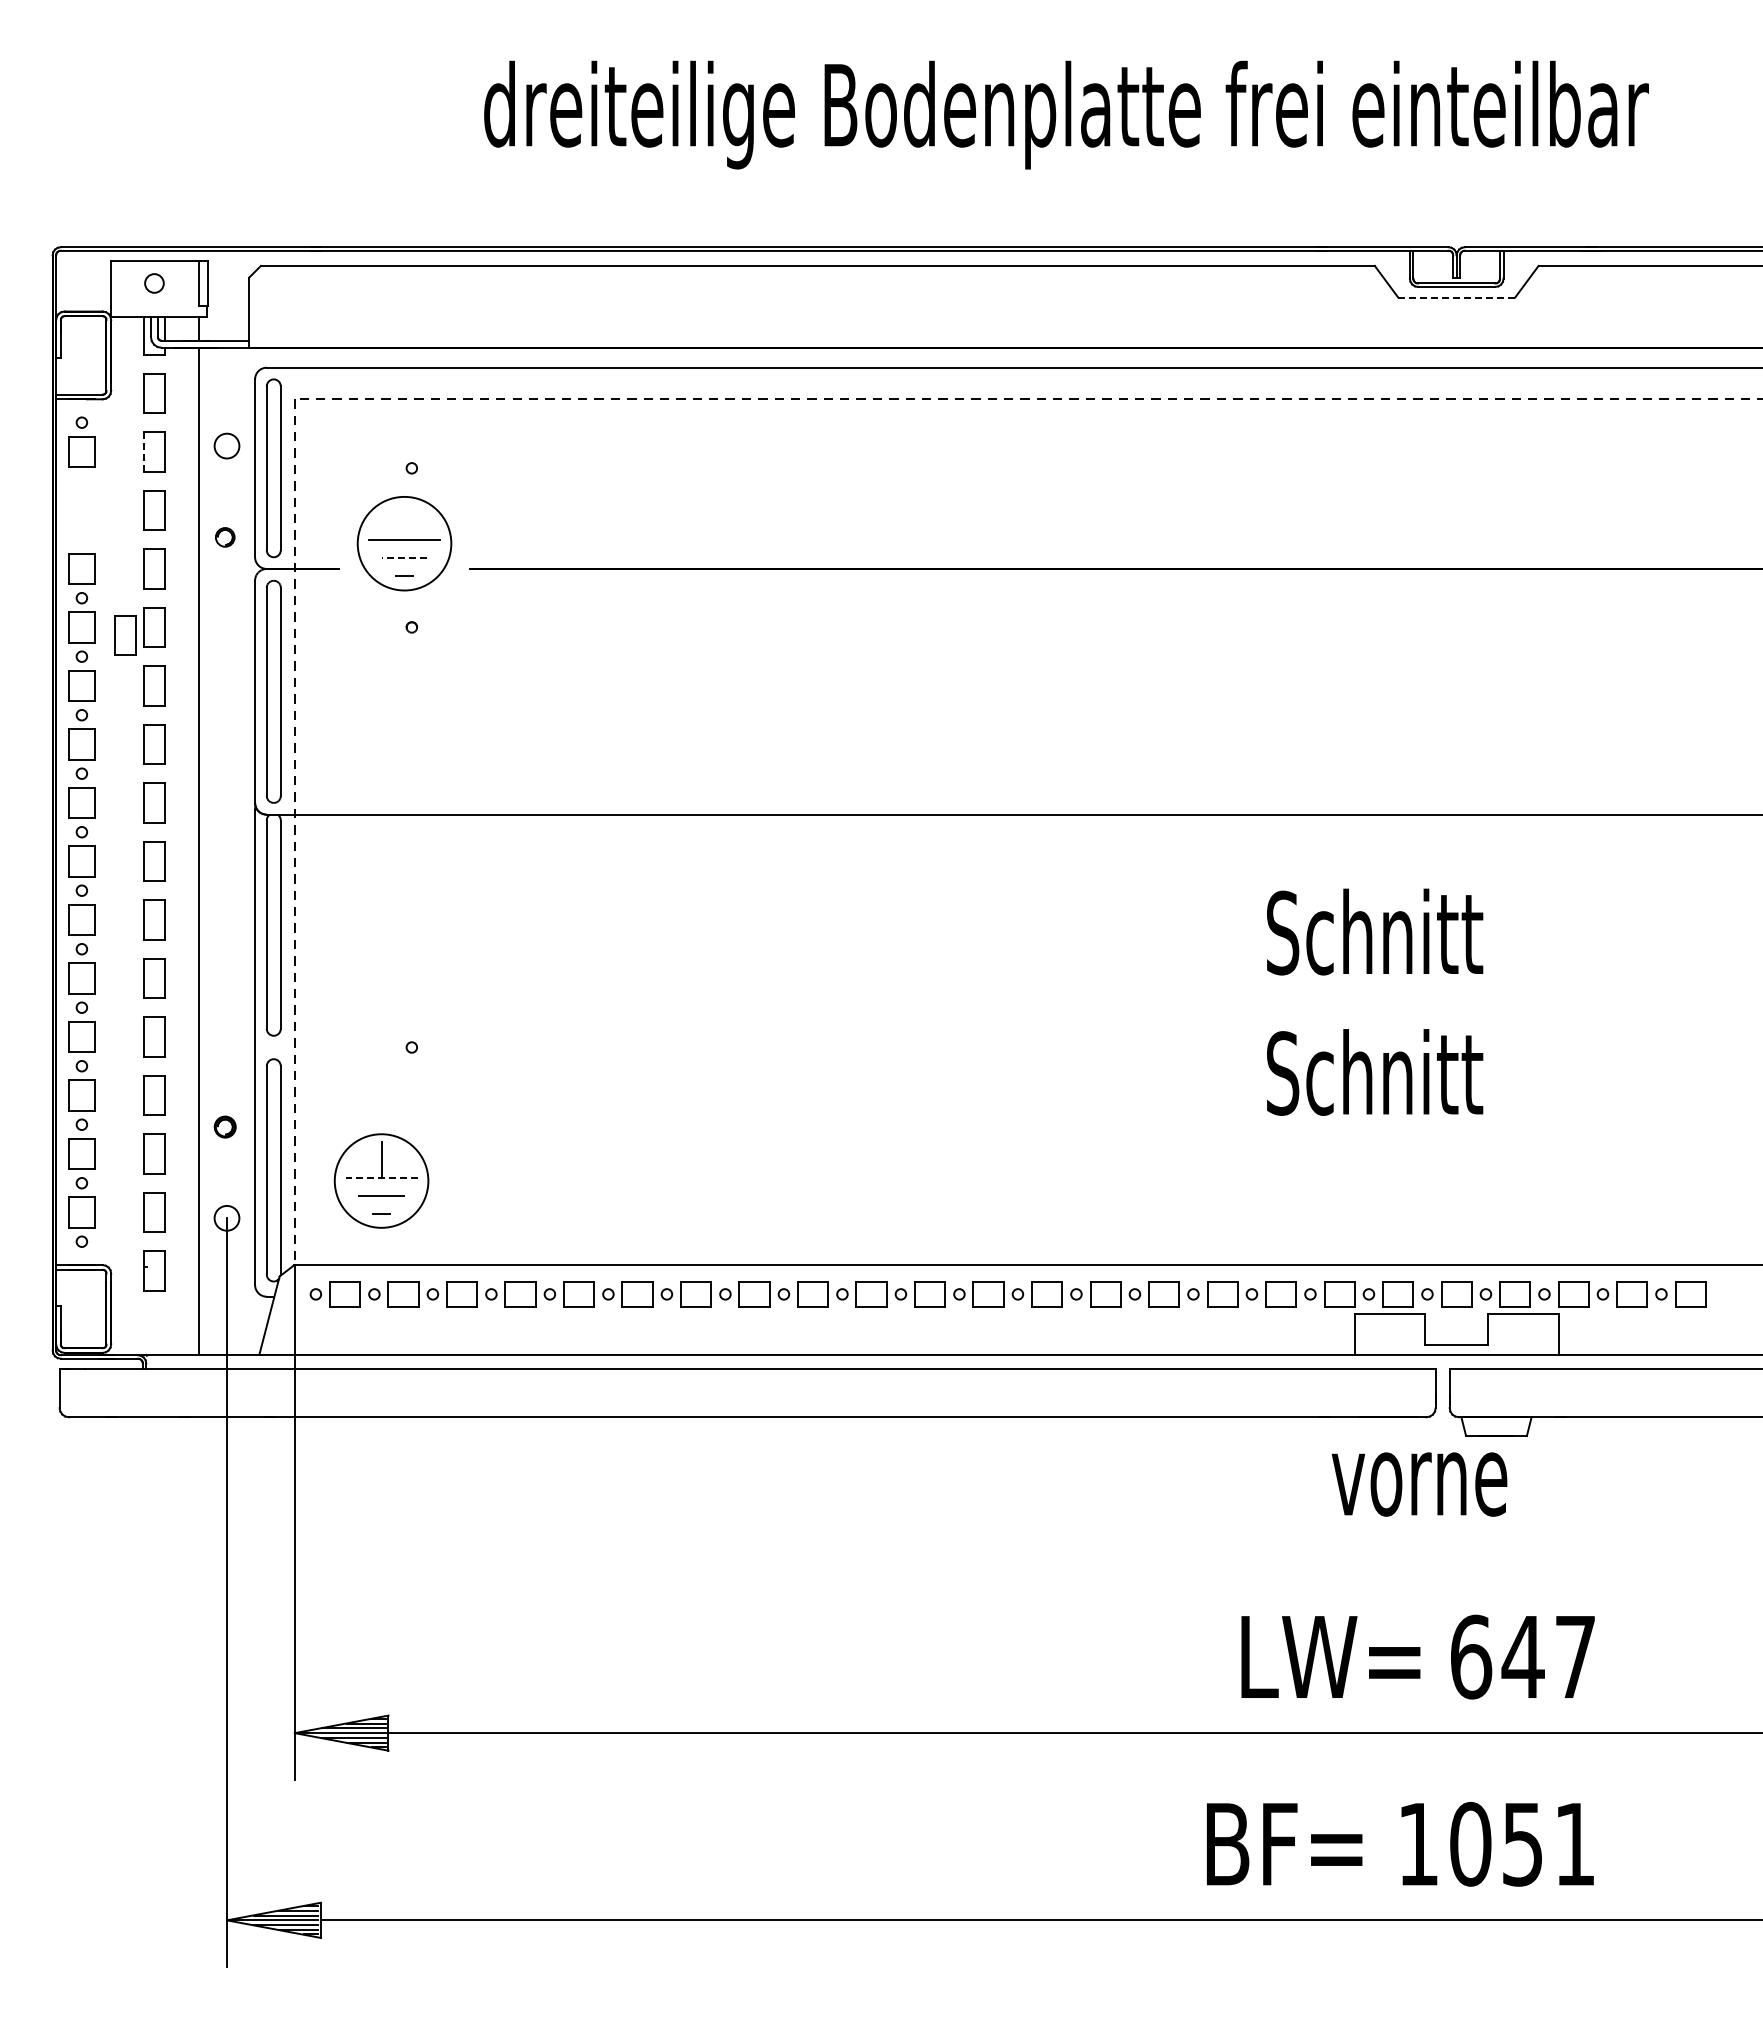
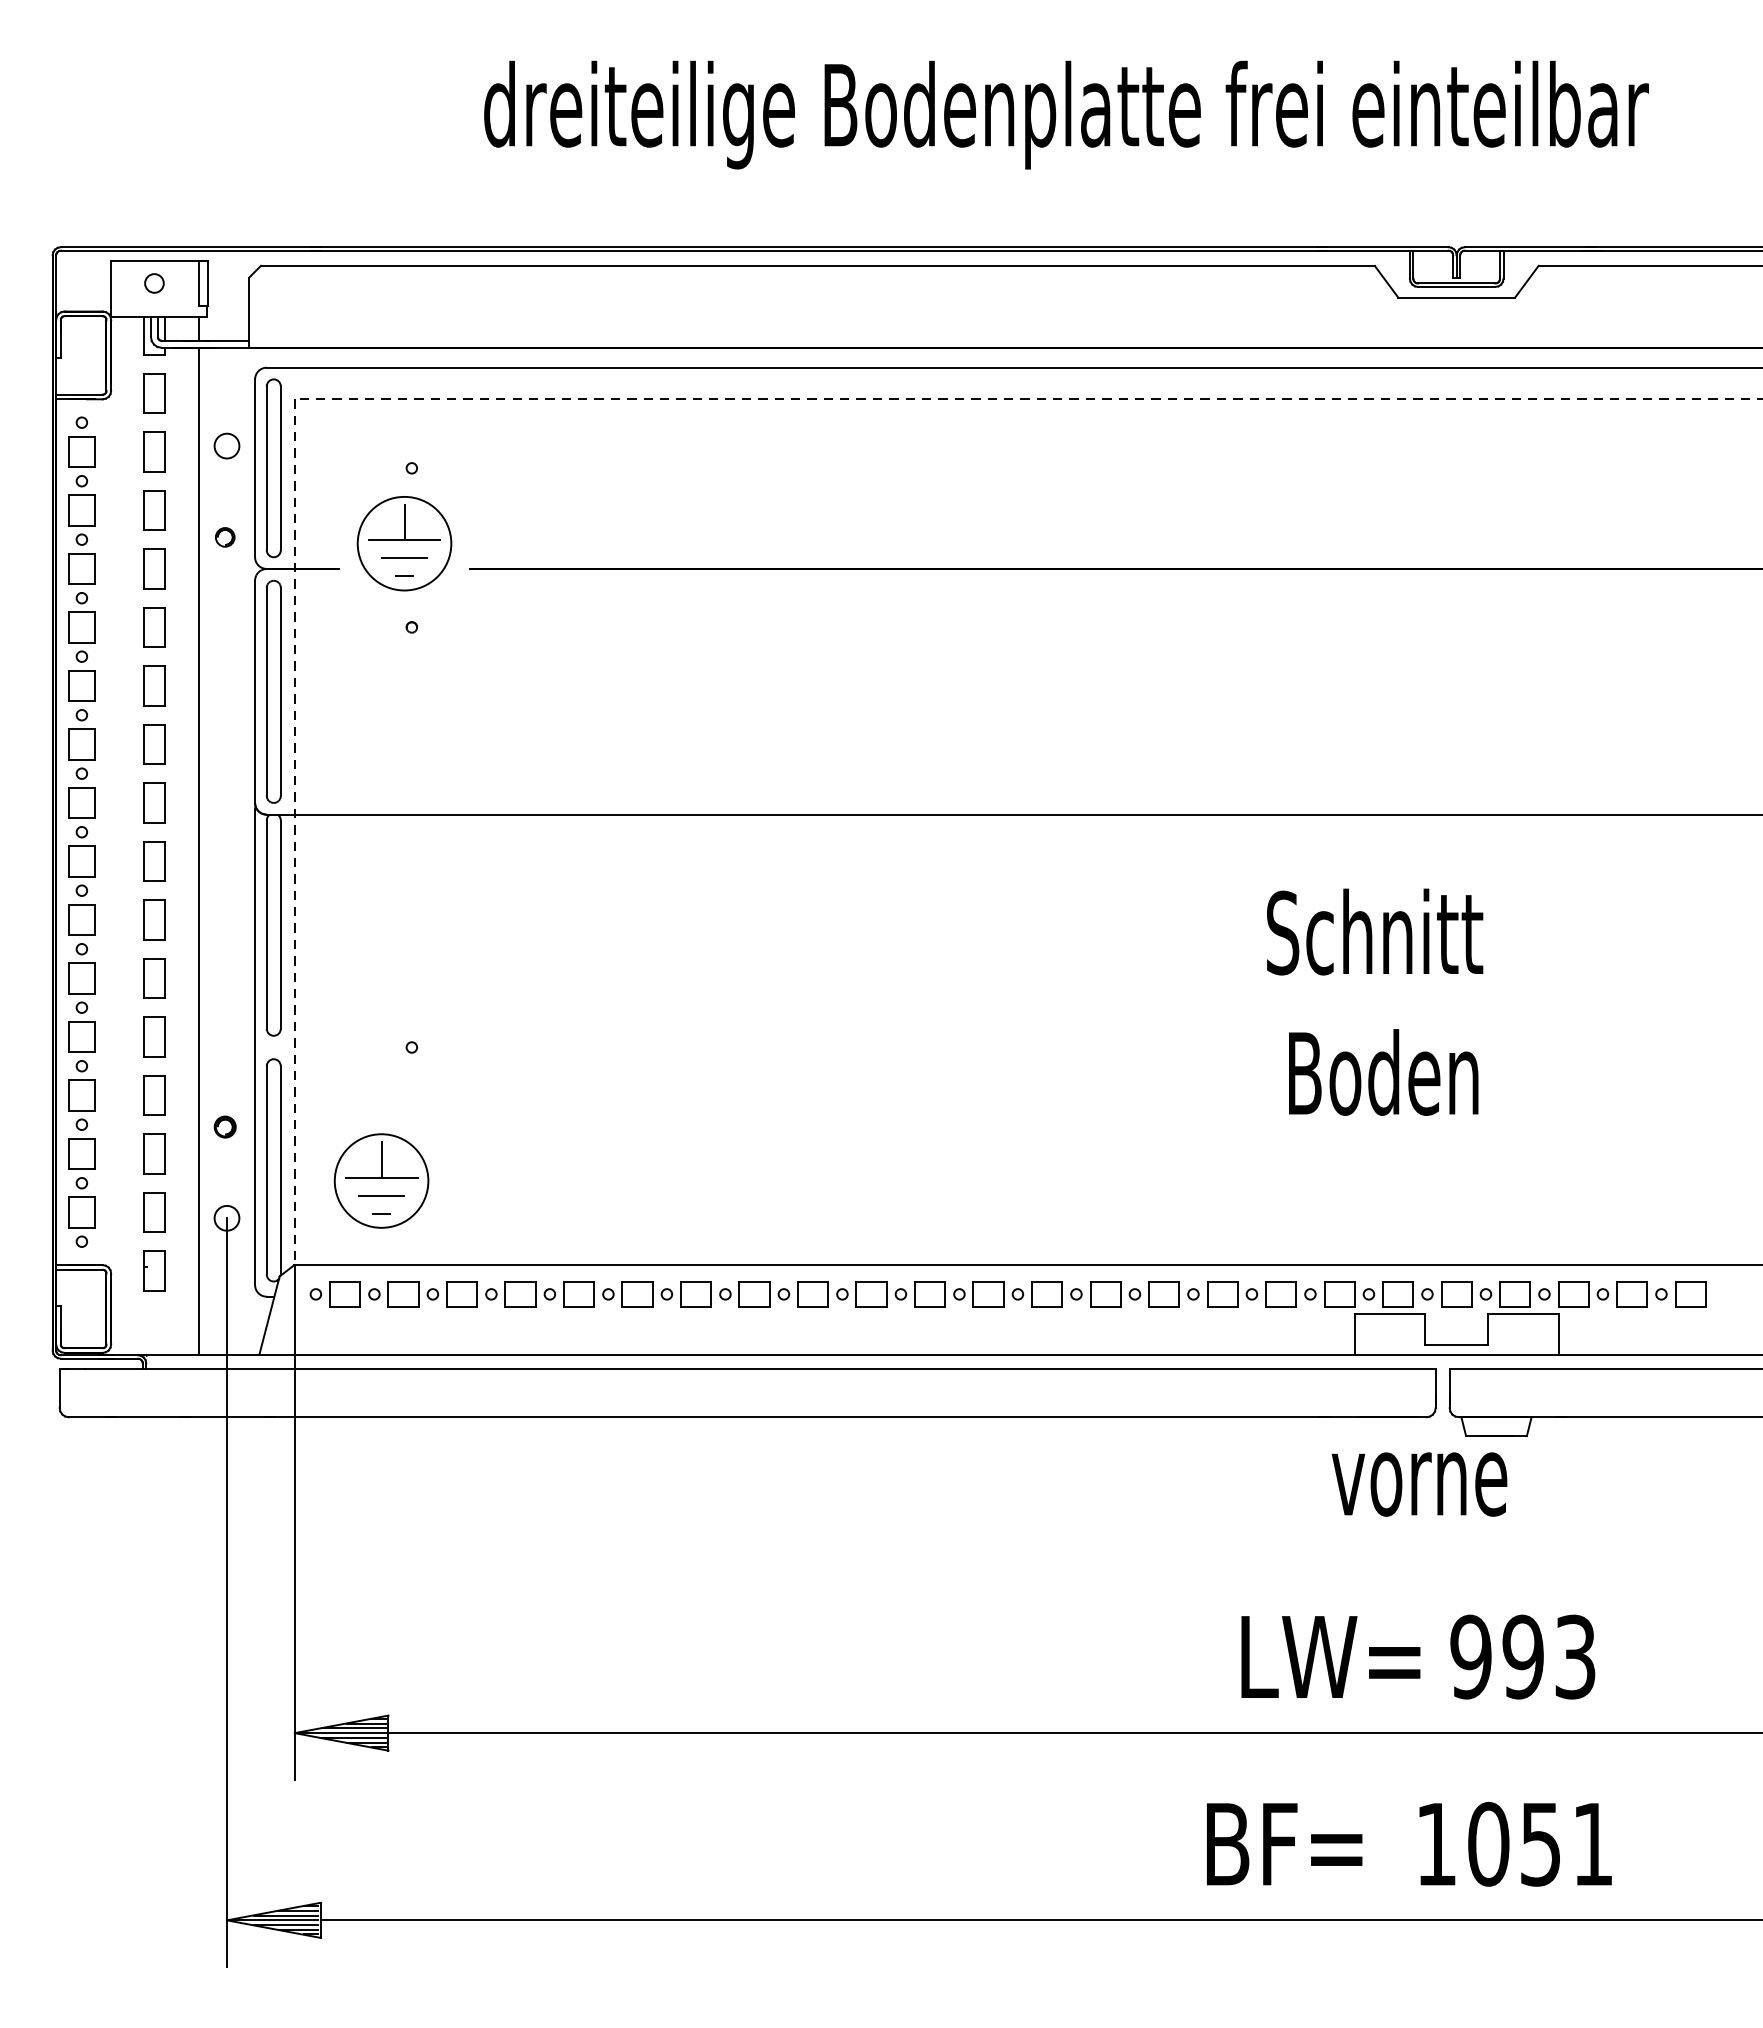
line: dashed -> solid (1456, 297)
line: dashed -> solid (143, 451)
part: none -> present (81, 510)
line: none -> present (404, 522)
line: dashed -> solid (404, 558)
part: present -> none (125, 635)
text: Schnitt -> Boden (1375, 1072)
line: dashed -> solid (381, 1177)
text: 647 -> 993 (1522, 1656)
text position: (1497, 1844) -> (1515, 1844) (1515, 1844)
